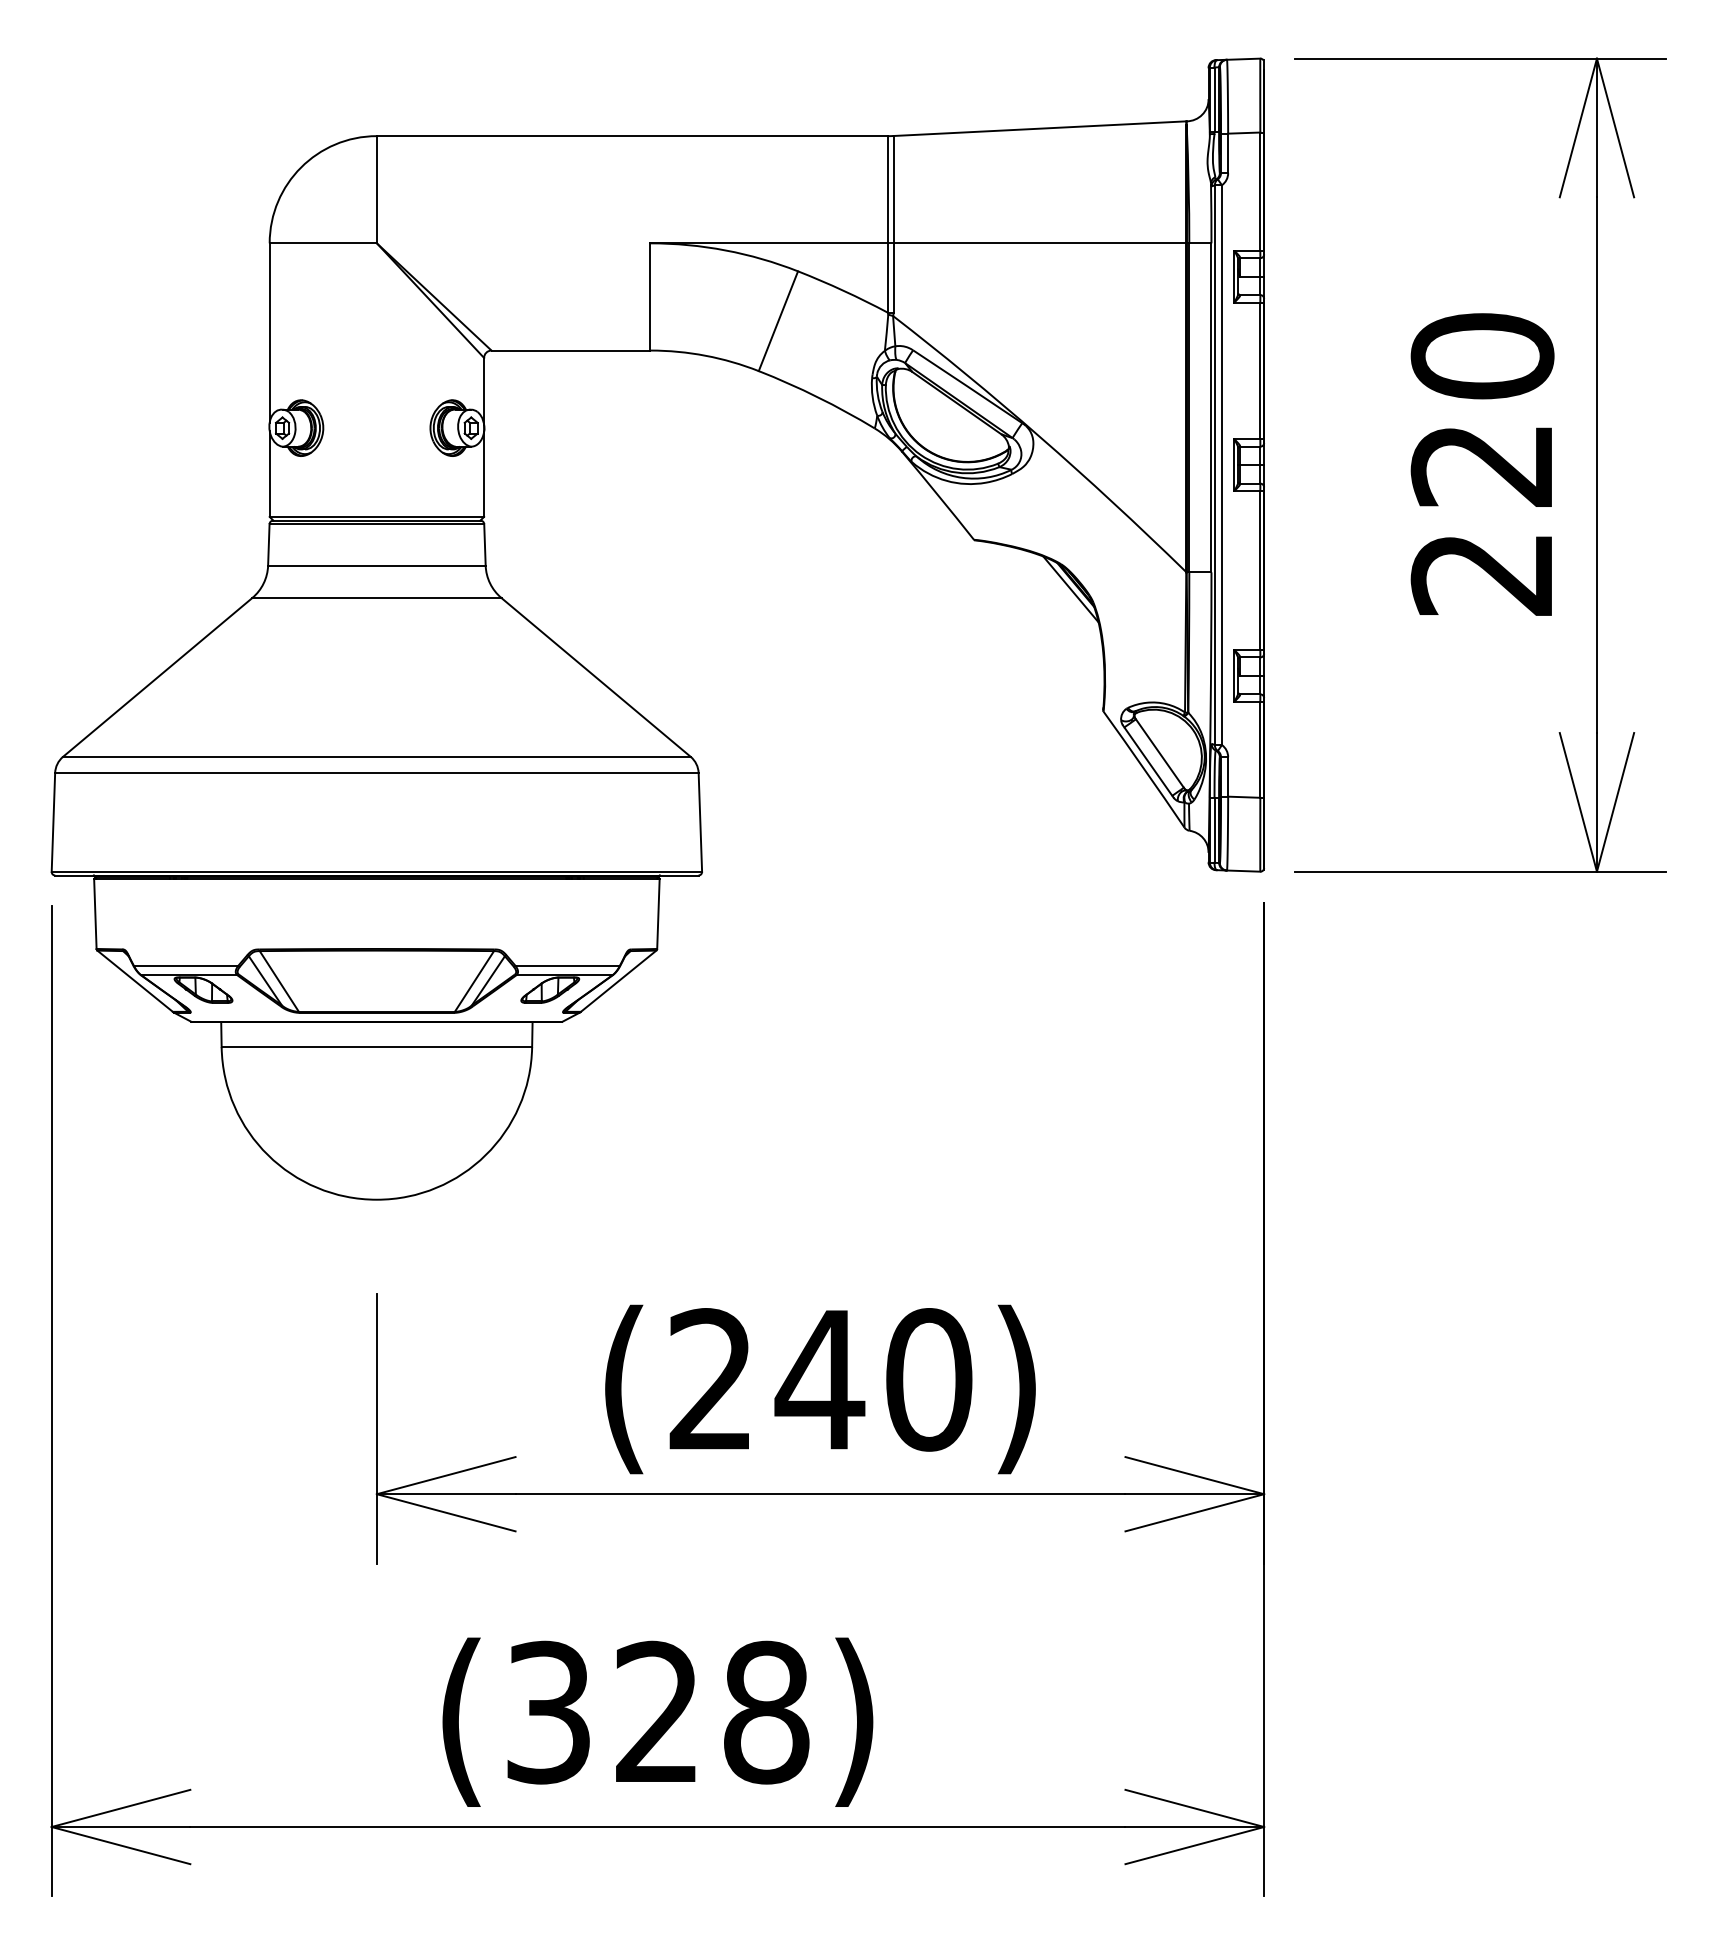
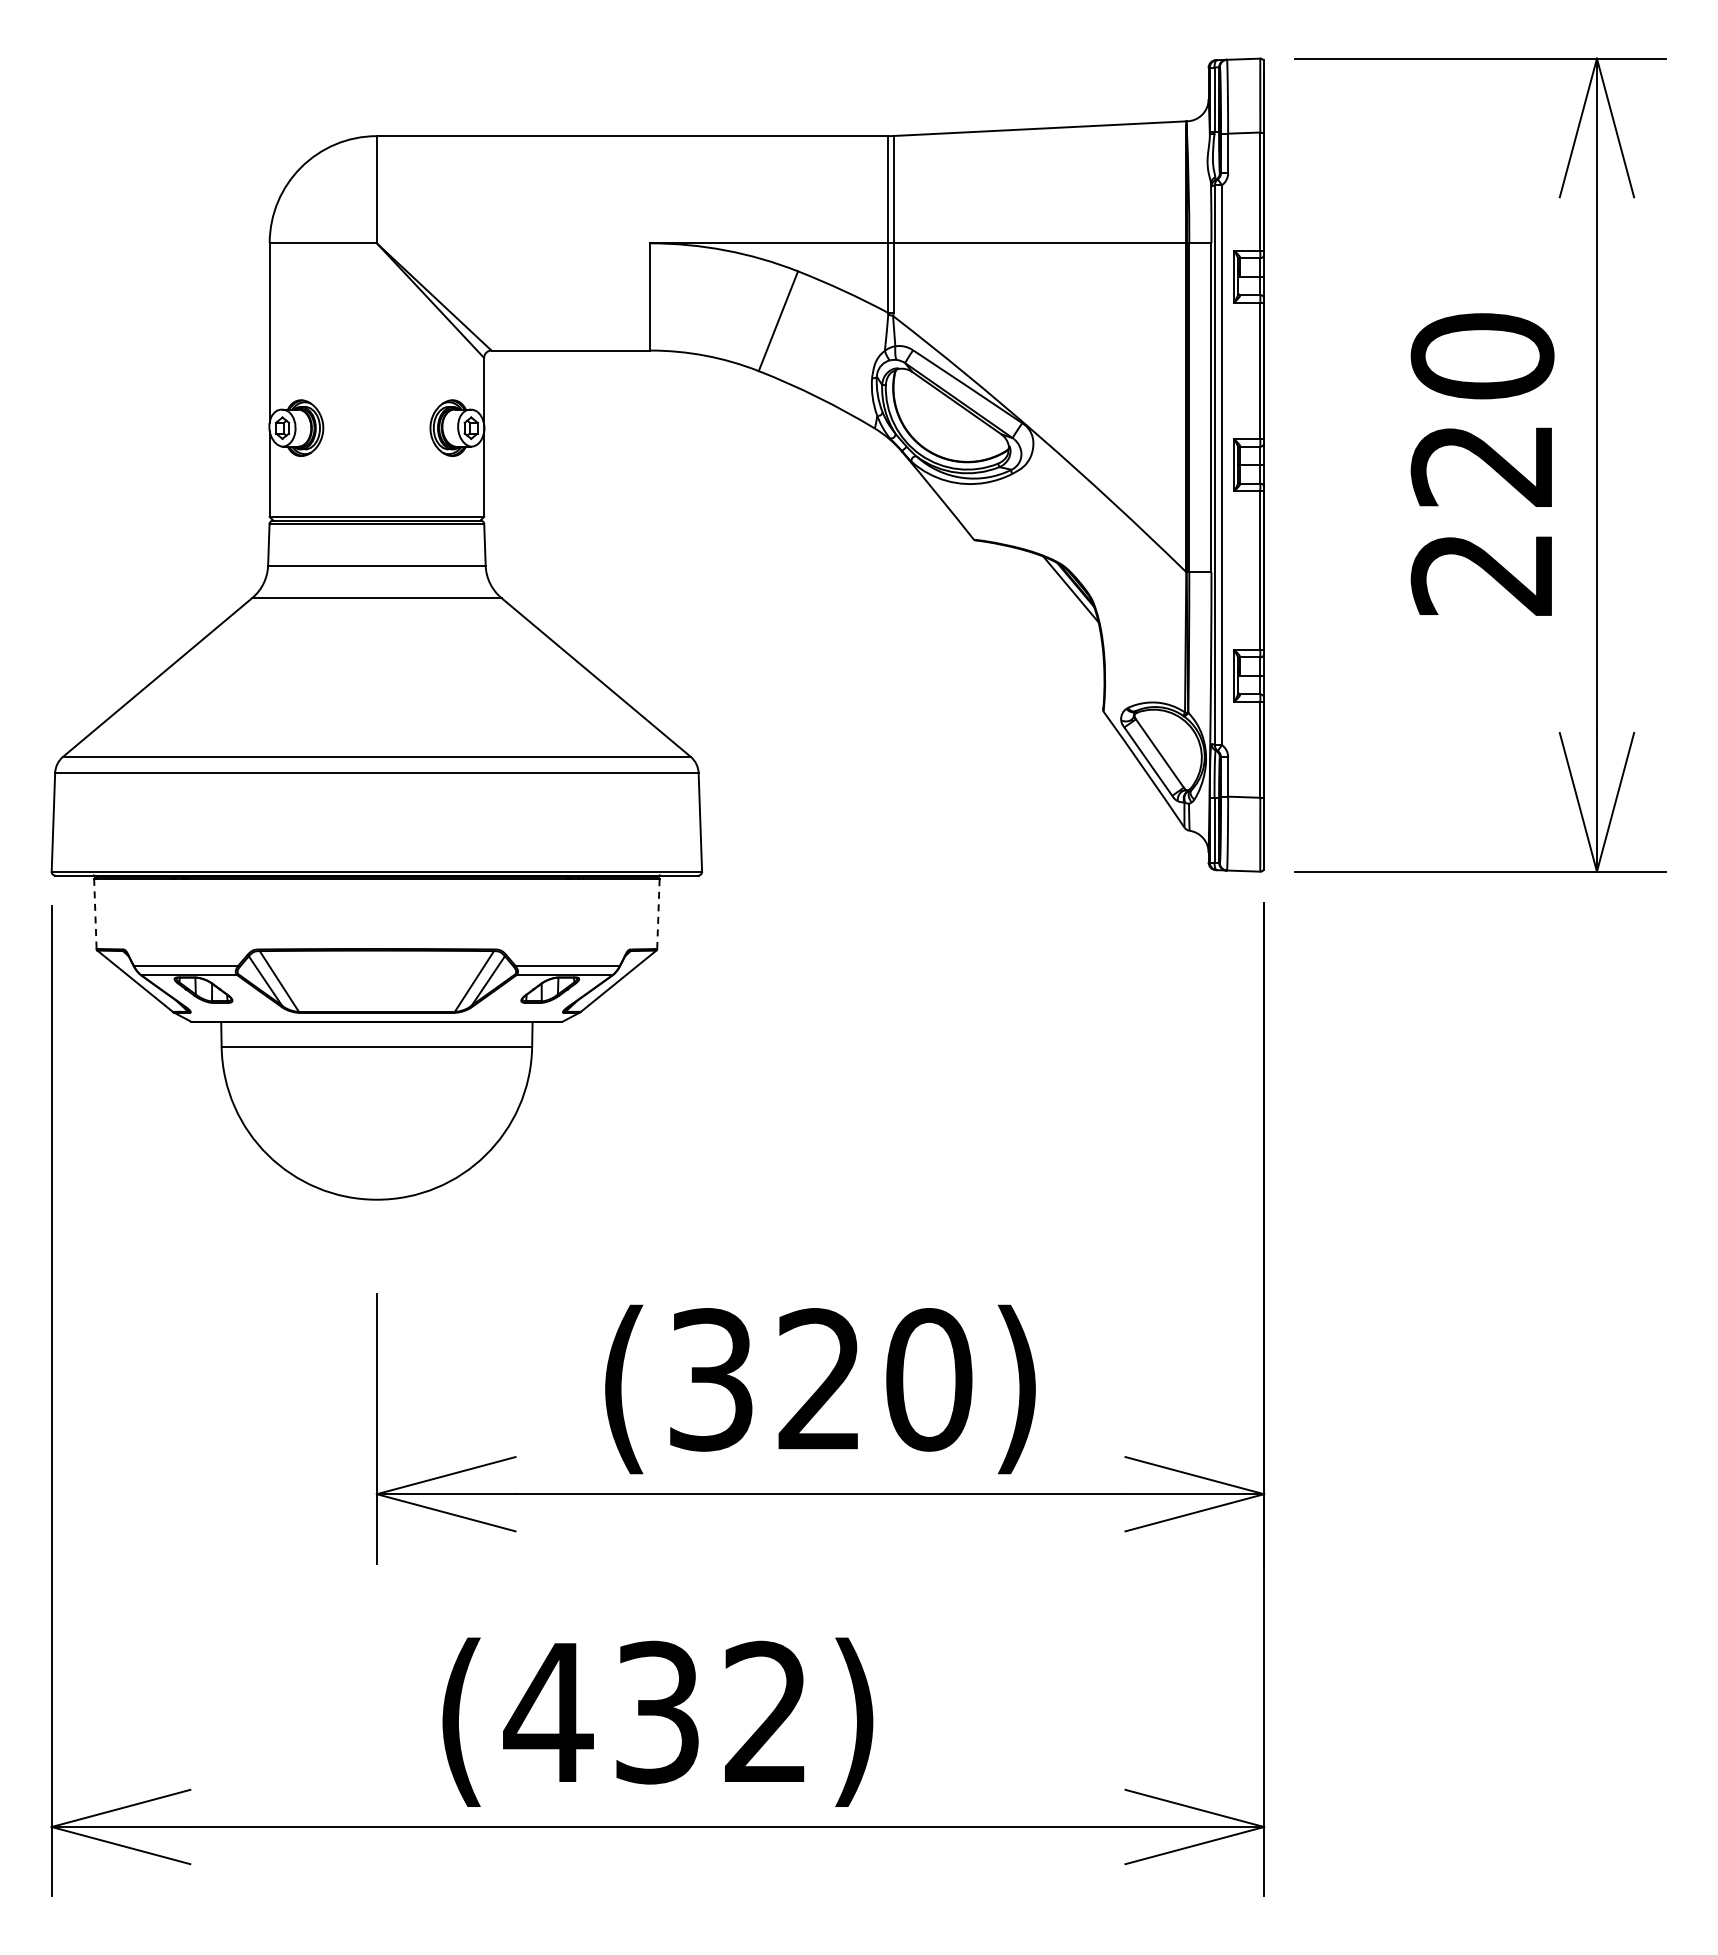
line: solid -> dashed (658, 913)
line: solid -> dashed (95, 914)
text: (240) -> (320) (767, 1379)
text: (328) -> (432) (656, 1712)
